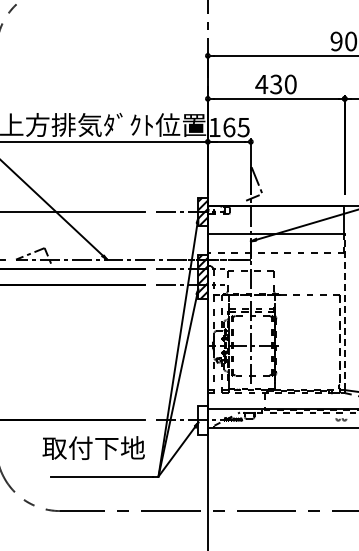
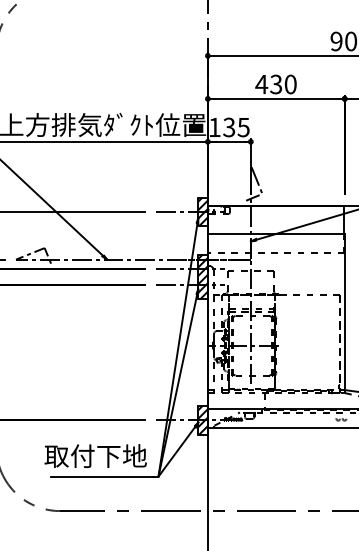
text: 165 -> 135 (229, 127)
line: dashed -> solid (344, 311)
hatch: none -> present (202, 420)
text position: (93, 447) -> (95, 455) (95, 455)
